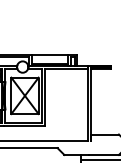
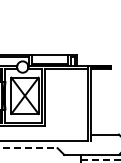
line: solid -> dashed (29, 148)
line: solid -> dashed (100, 159)
